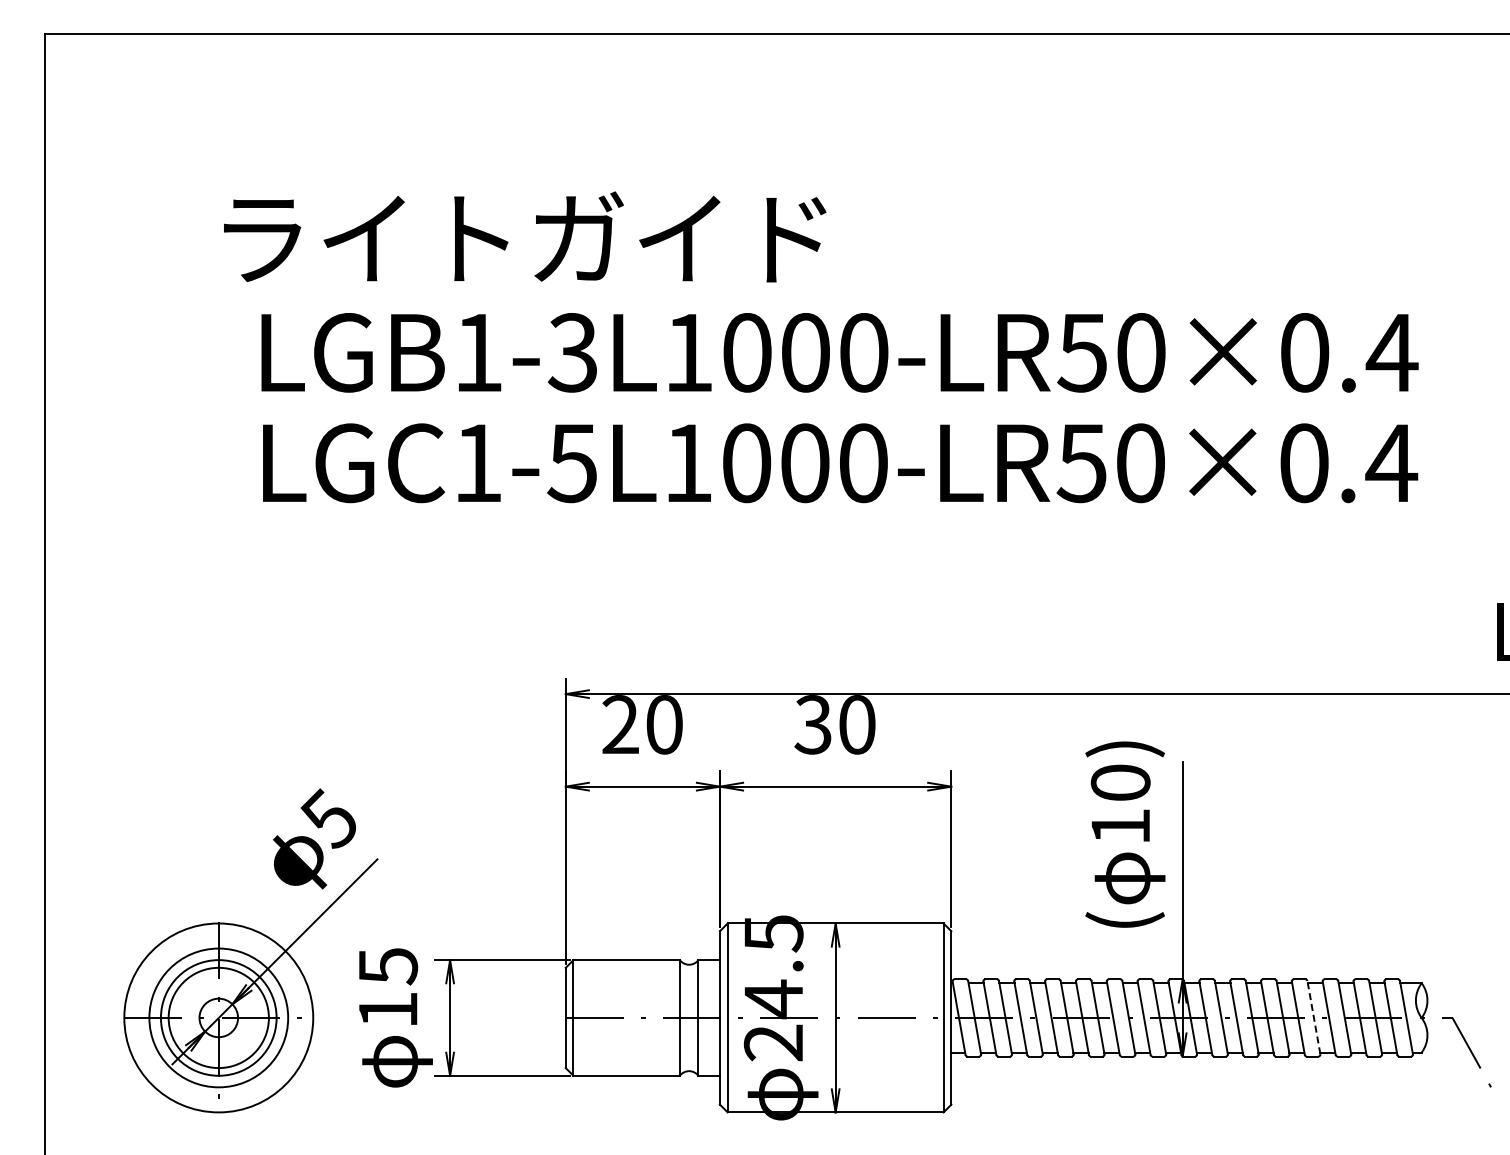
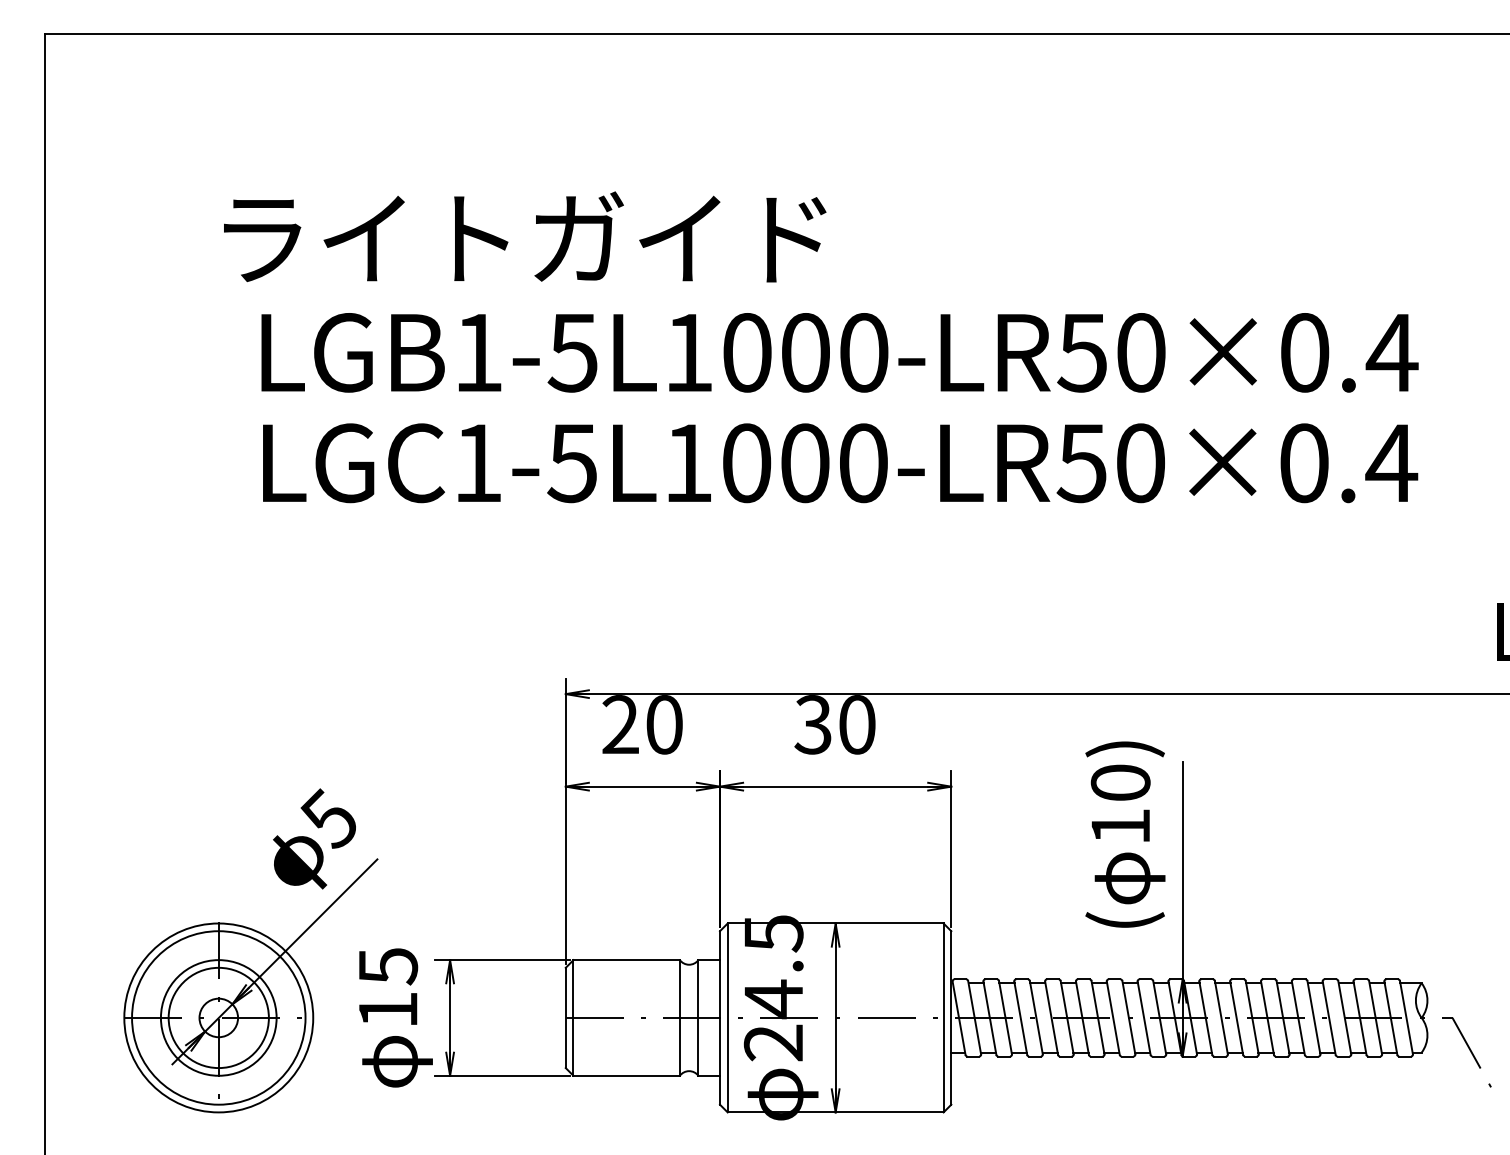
text: LGB1-3L1000-LR50×0.4 -> LGB1-5L1000-LR50×0.4 (572, 352)
circle diameter: 139 px -> 173 px (218, 1017)
line: dashed -> solid (1313, 1017)
